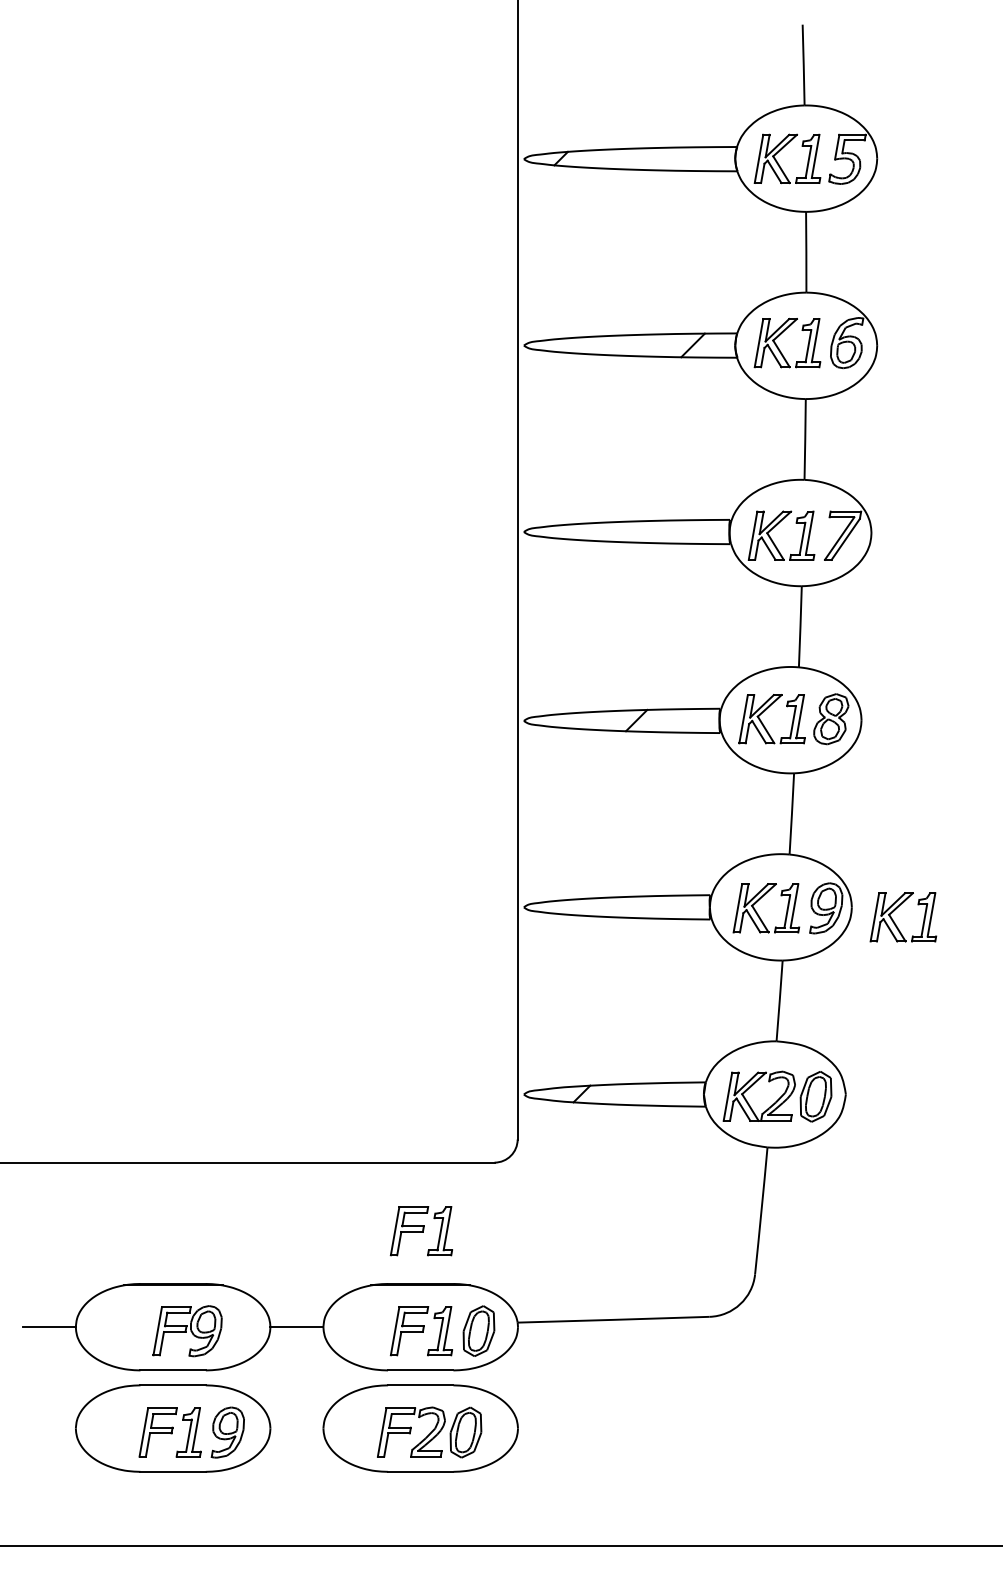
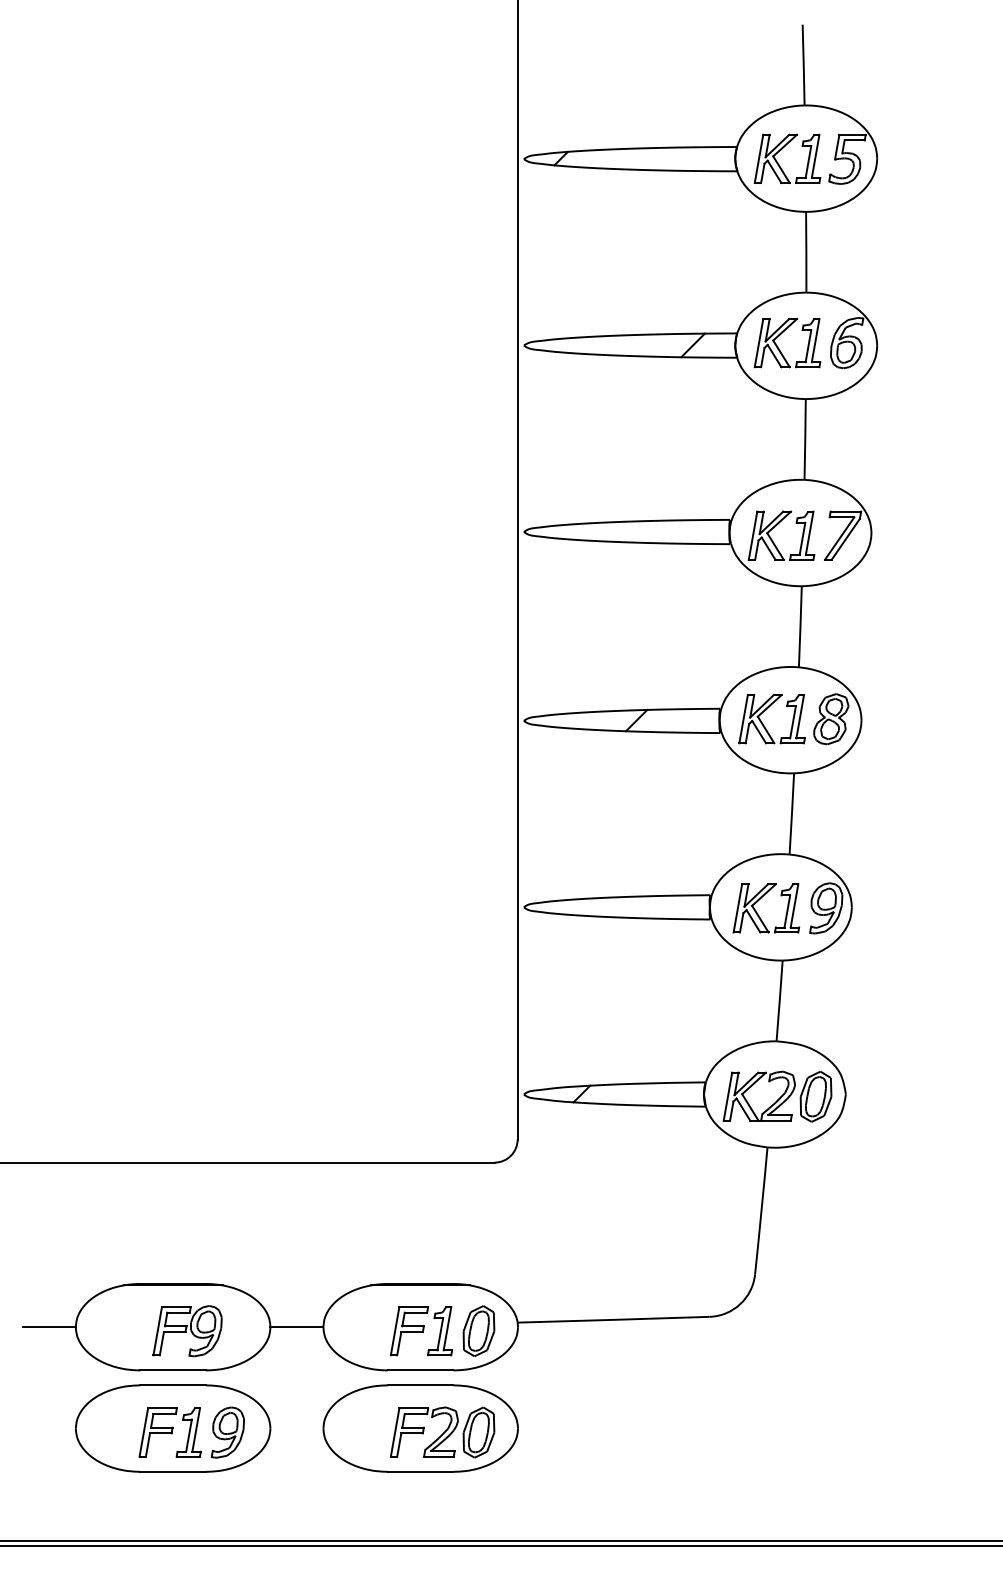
part: present -> none (894, 921)
part: present -> none (420, 1231)
part position: (429, 1432) -> (442, 1432) (442, 1432)
line: none -> present (500, 1541)
